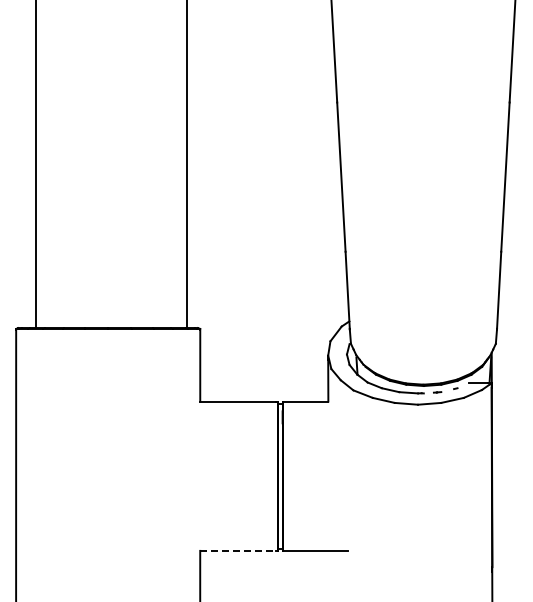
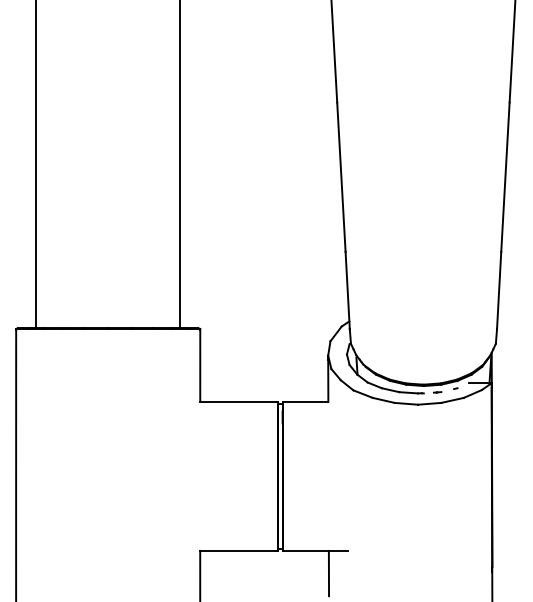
line position: (187, 165) -> (180, 165) (180, 165)
line: dashed -> solid (238, 550)
line: none -> present (328, 573)
